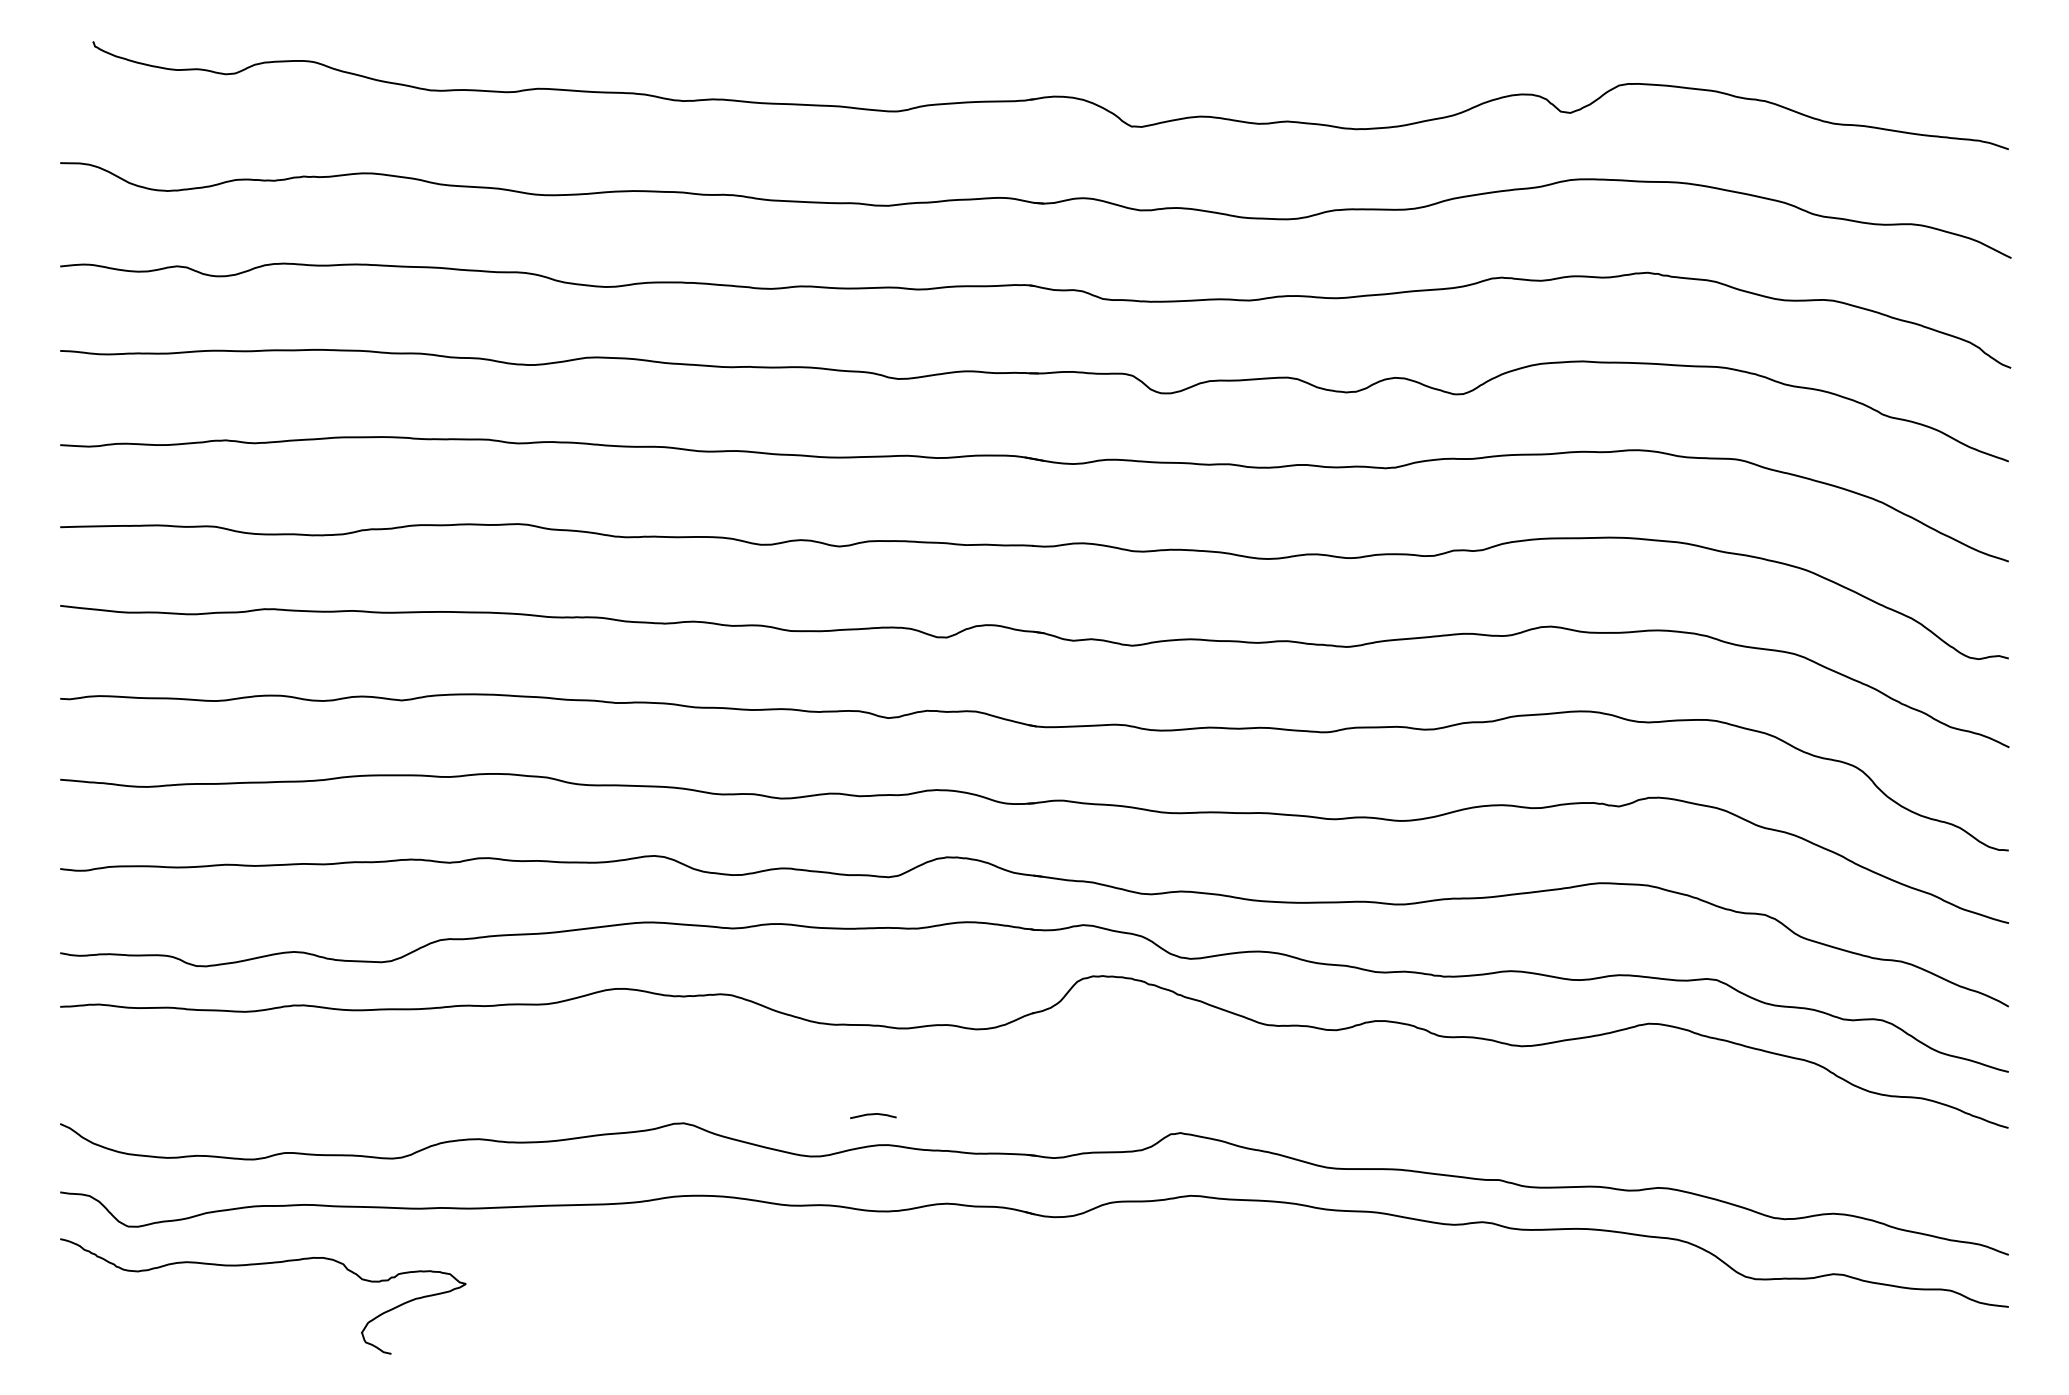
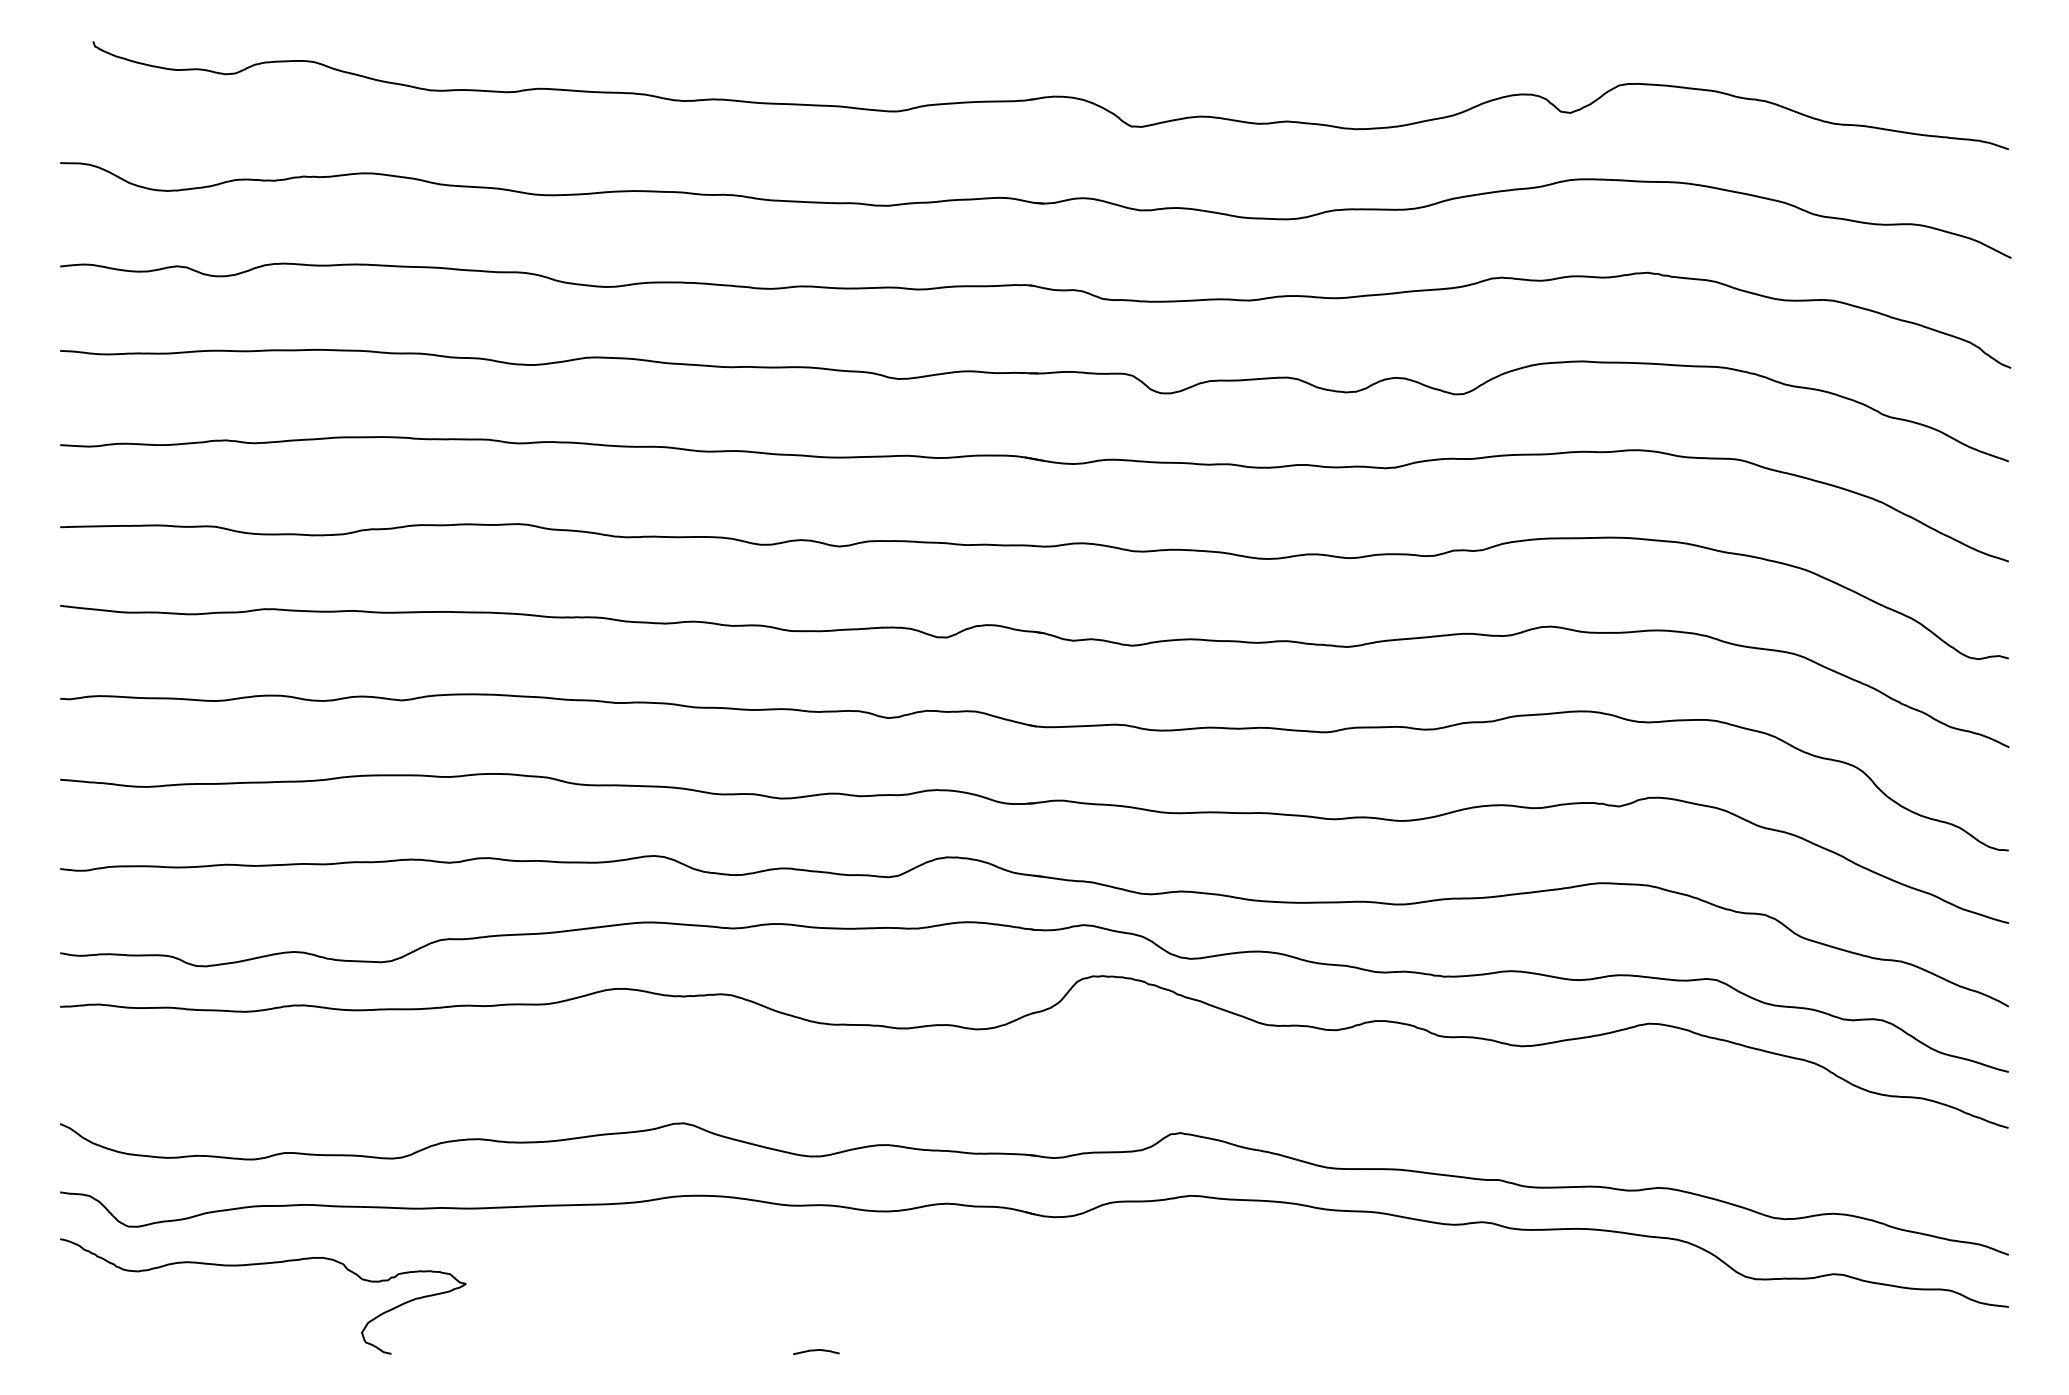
curve position: (873, 1115) -> (816, 1351) (816, 1351)
